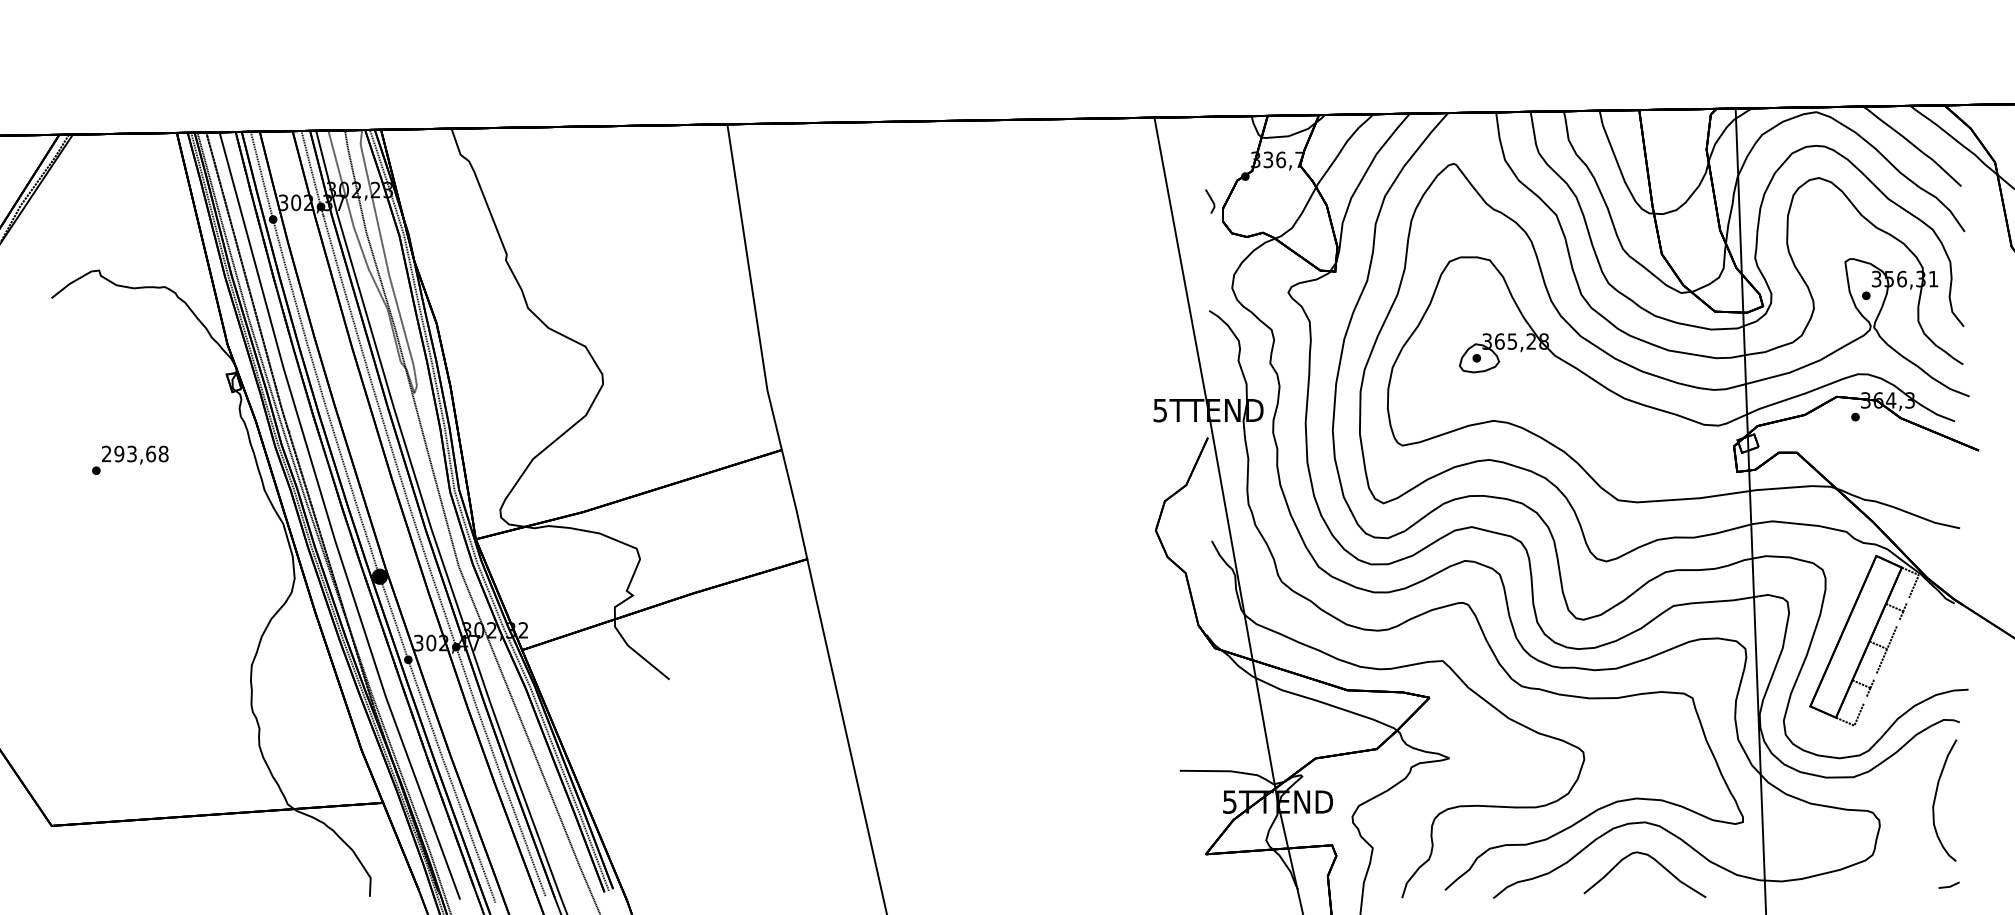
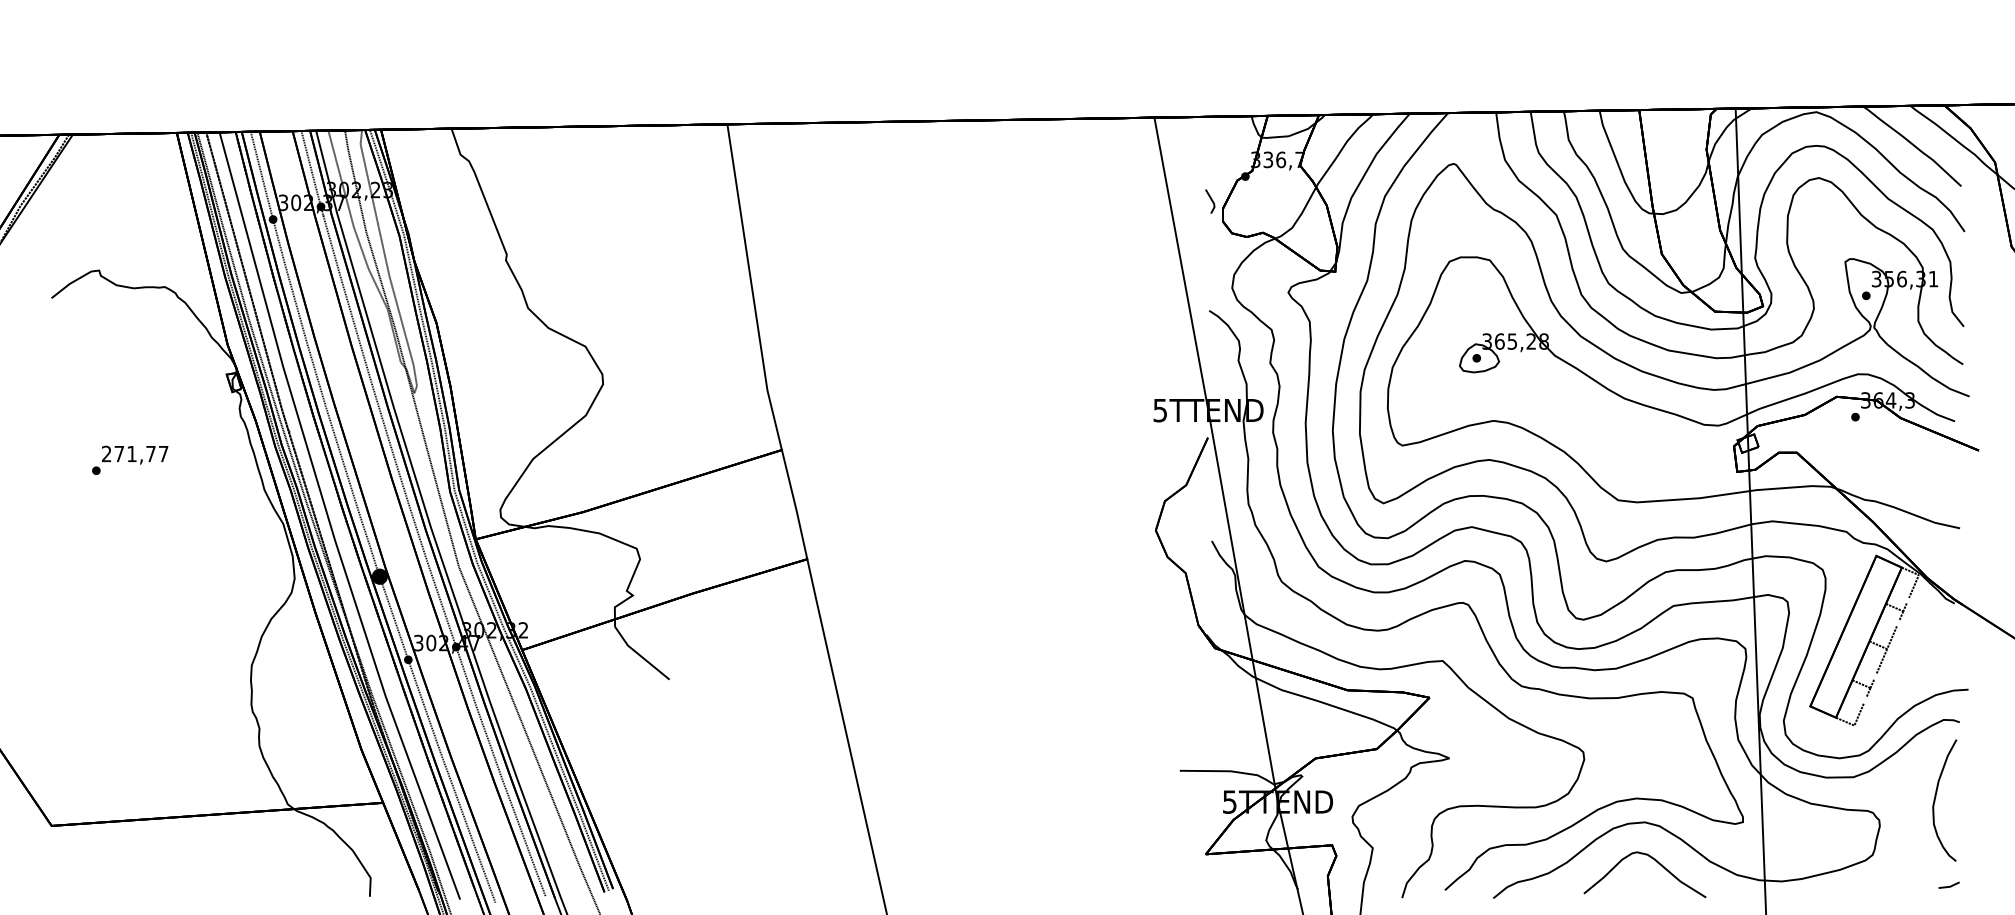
text: 293,68 -> 271,77 (141, 453)
